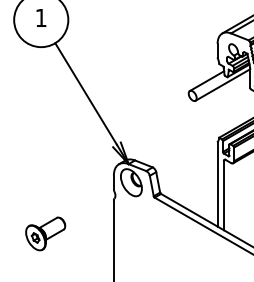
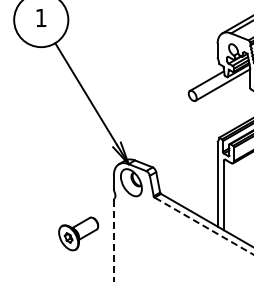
line: solid -> dashed (203, 226)
part position: (45, 233) -> (78, 233) (78, 233)
line: solid -> dashed (113, 241)
